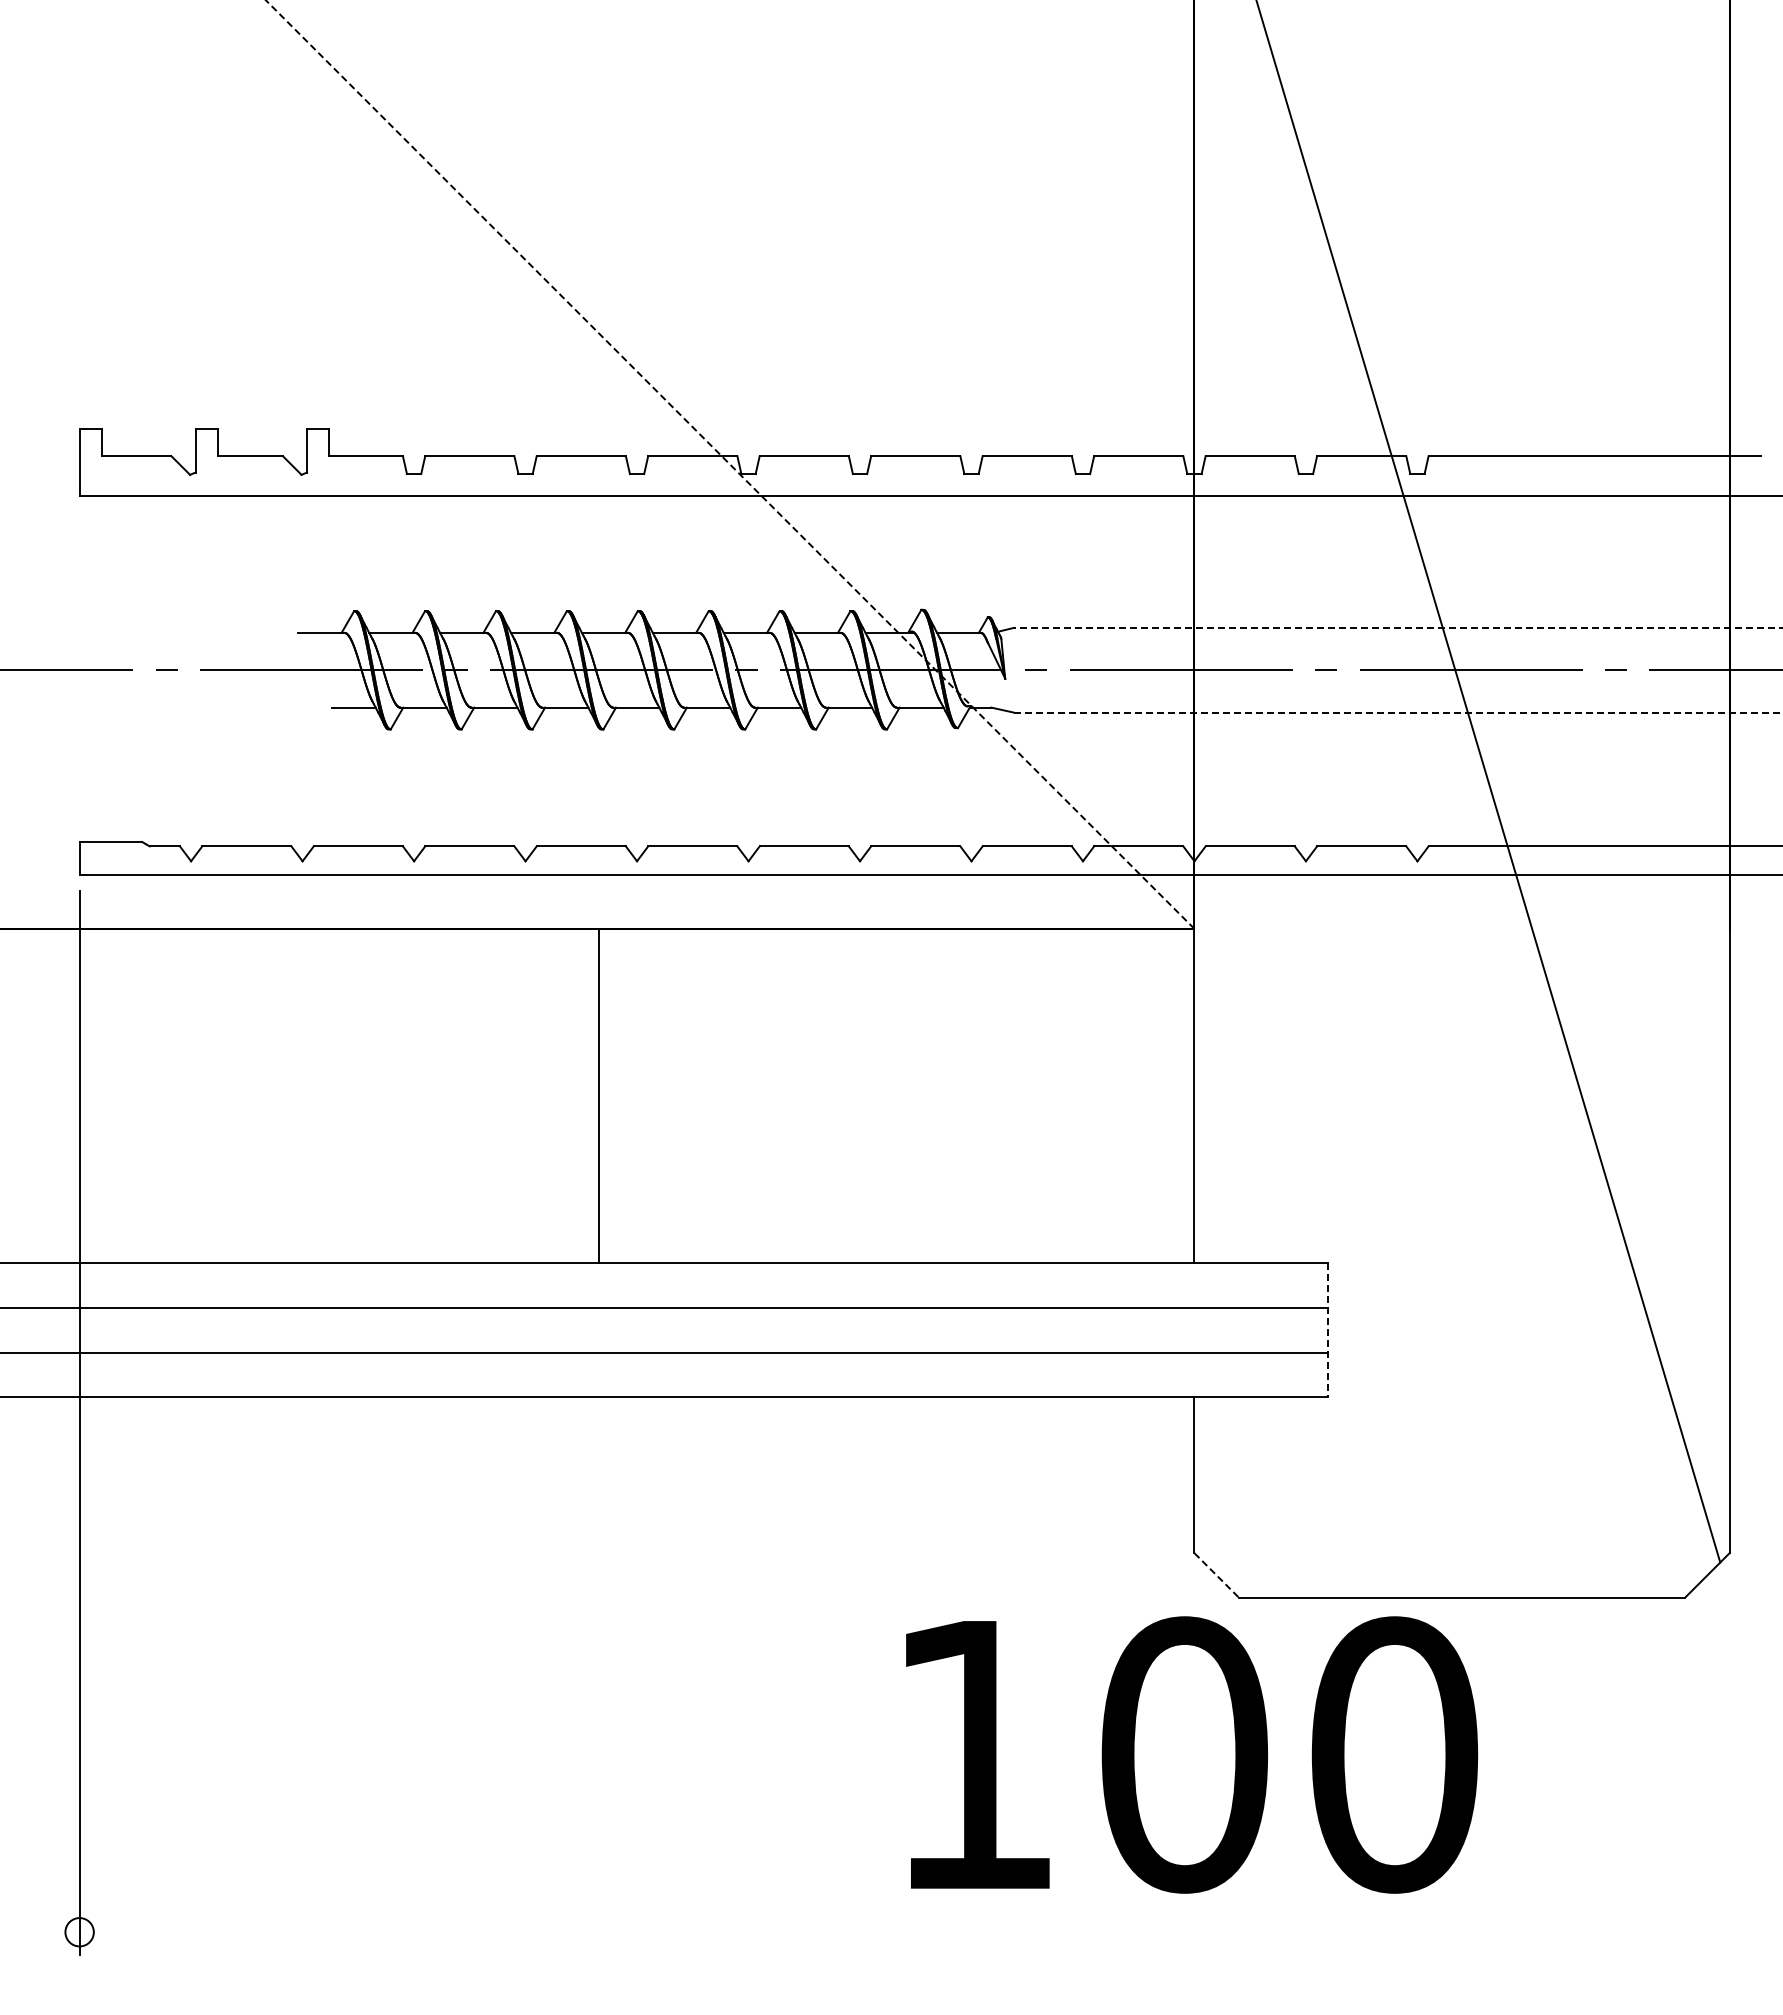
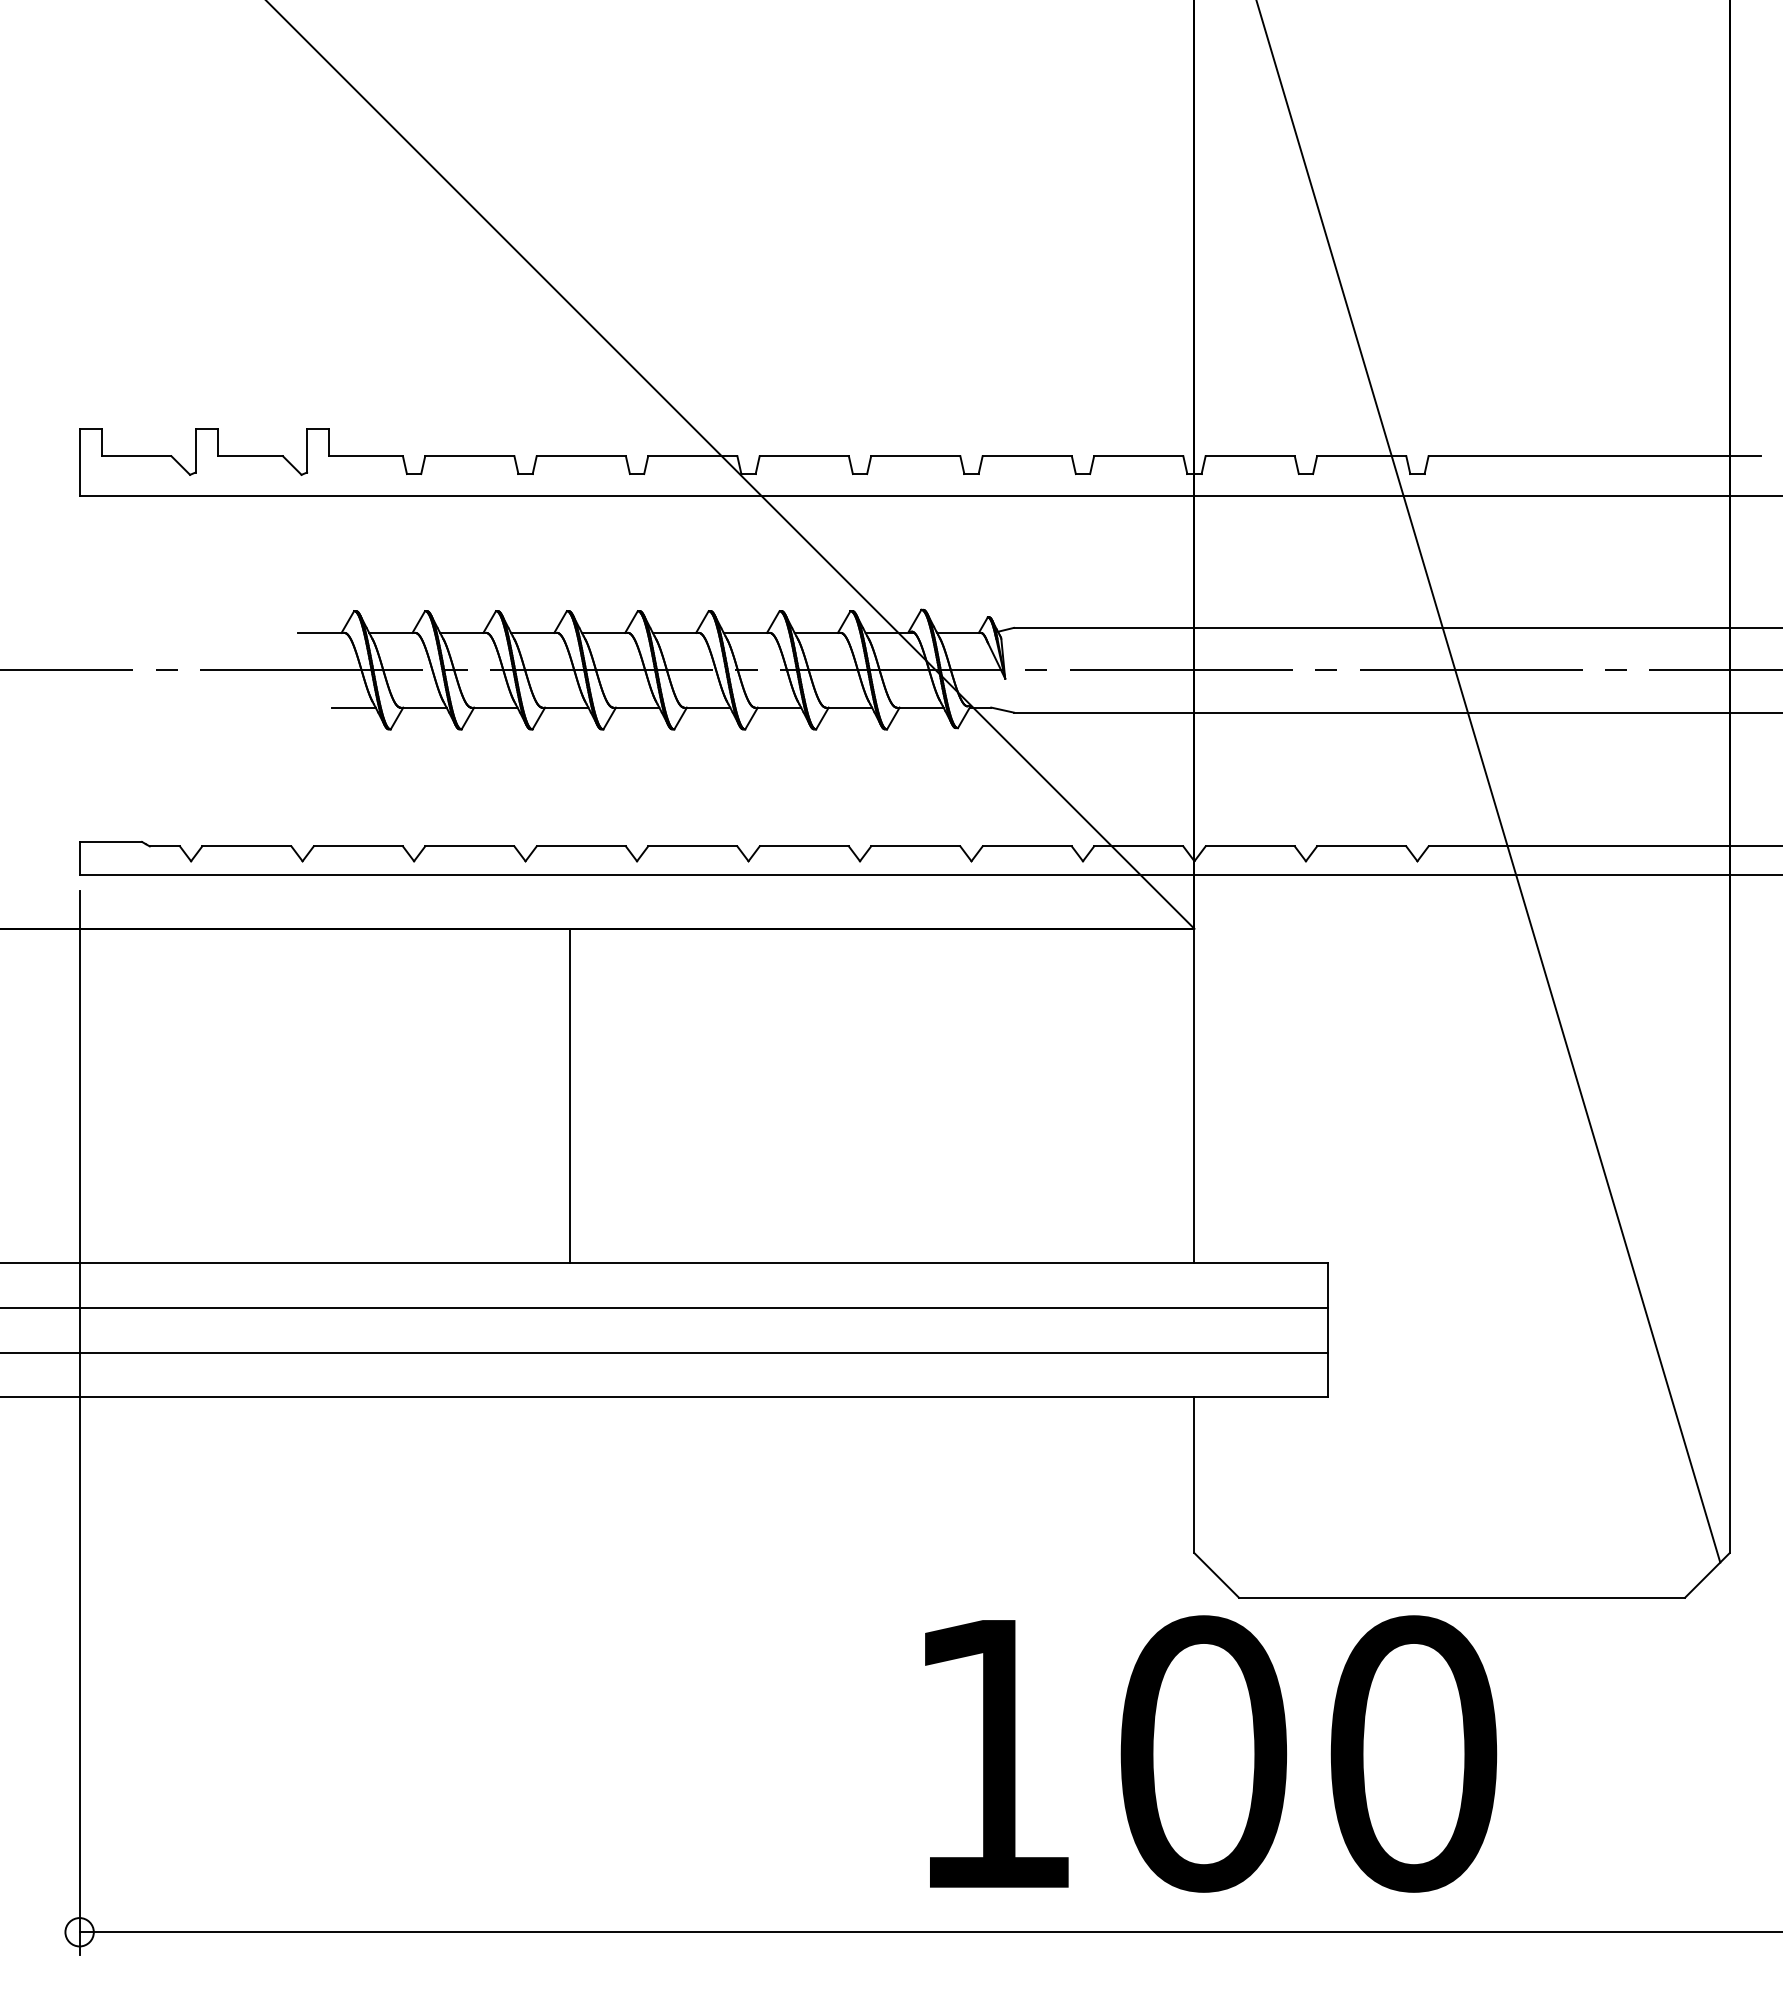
line: dashed -> solid (729, 464)
line: dashed -> solid (1397, 627)
line: dashed -> solid (1398, 712)
line position: (599, 1095) -> (570, 1095) (570, 1095)
line: dashed -> solid (1328, 1330)
line: dashed -> solid (1216, 1575)
text position: (1192, 1754) -> (1211, 1753) (1211, 1753)
line: none -> present (929, 1932)
